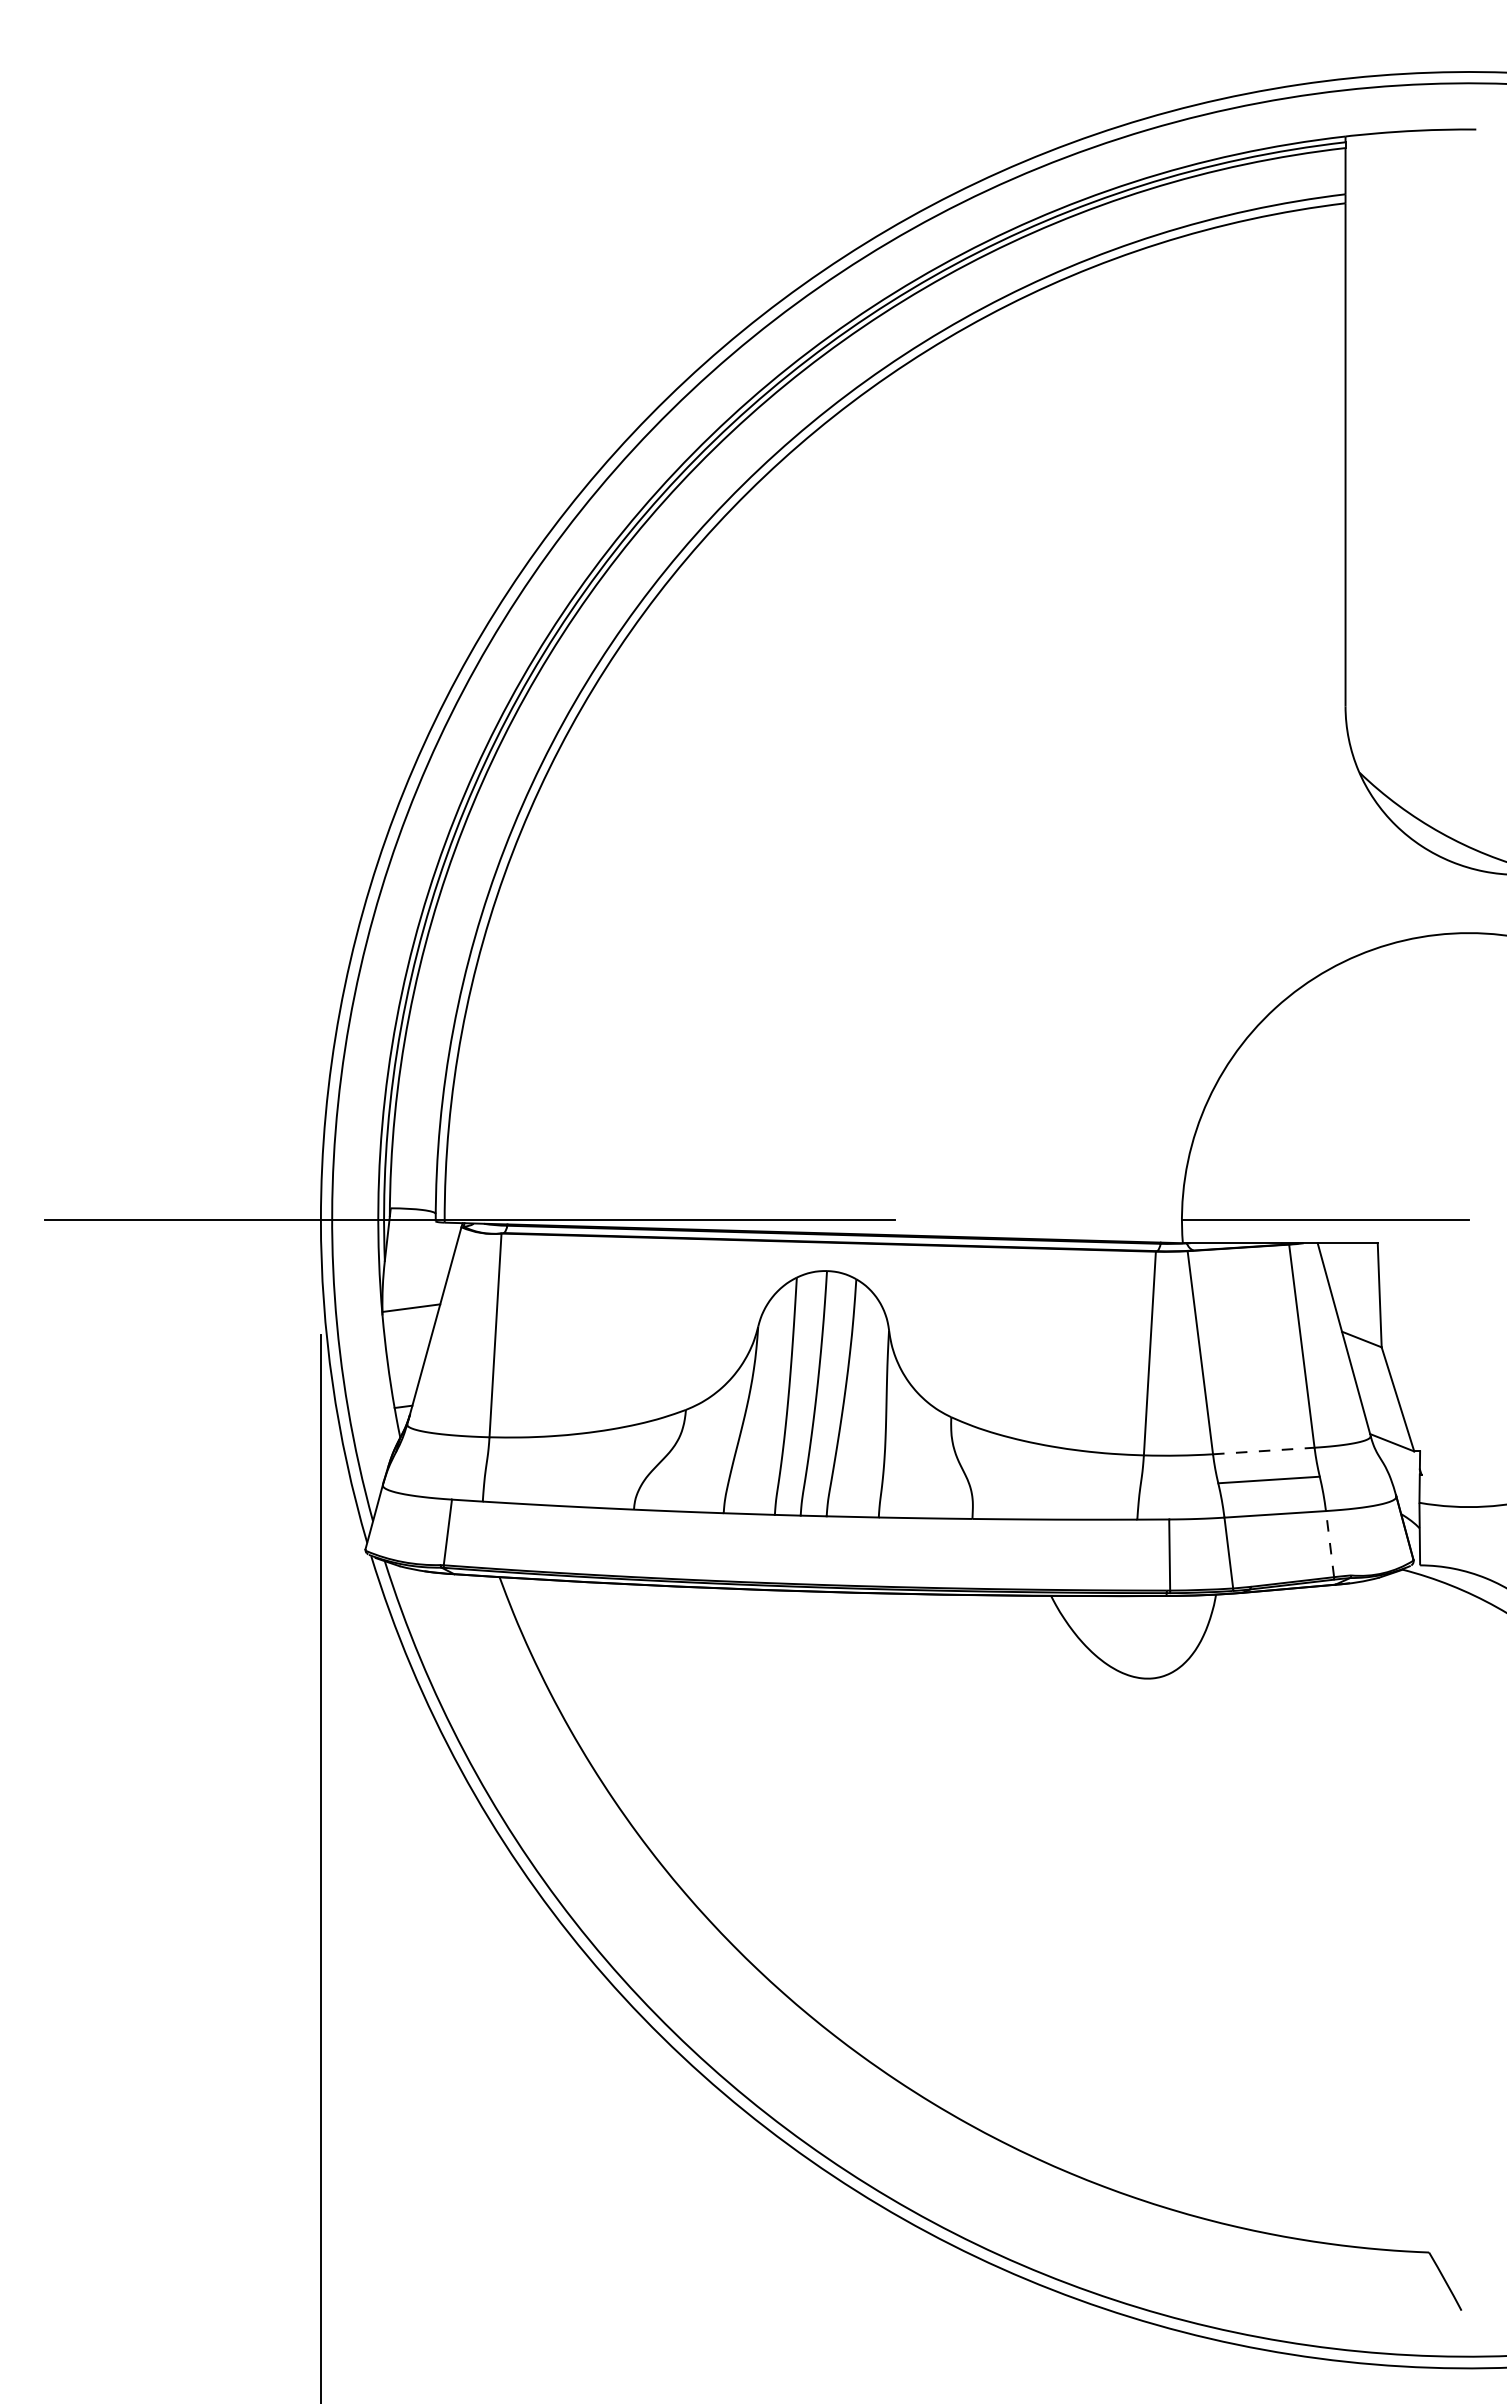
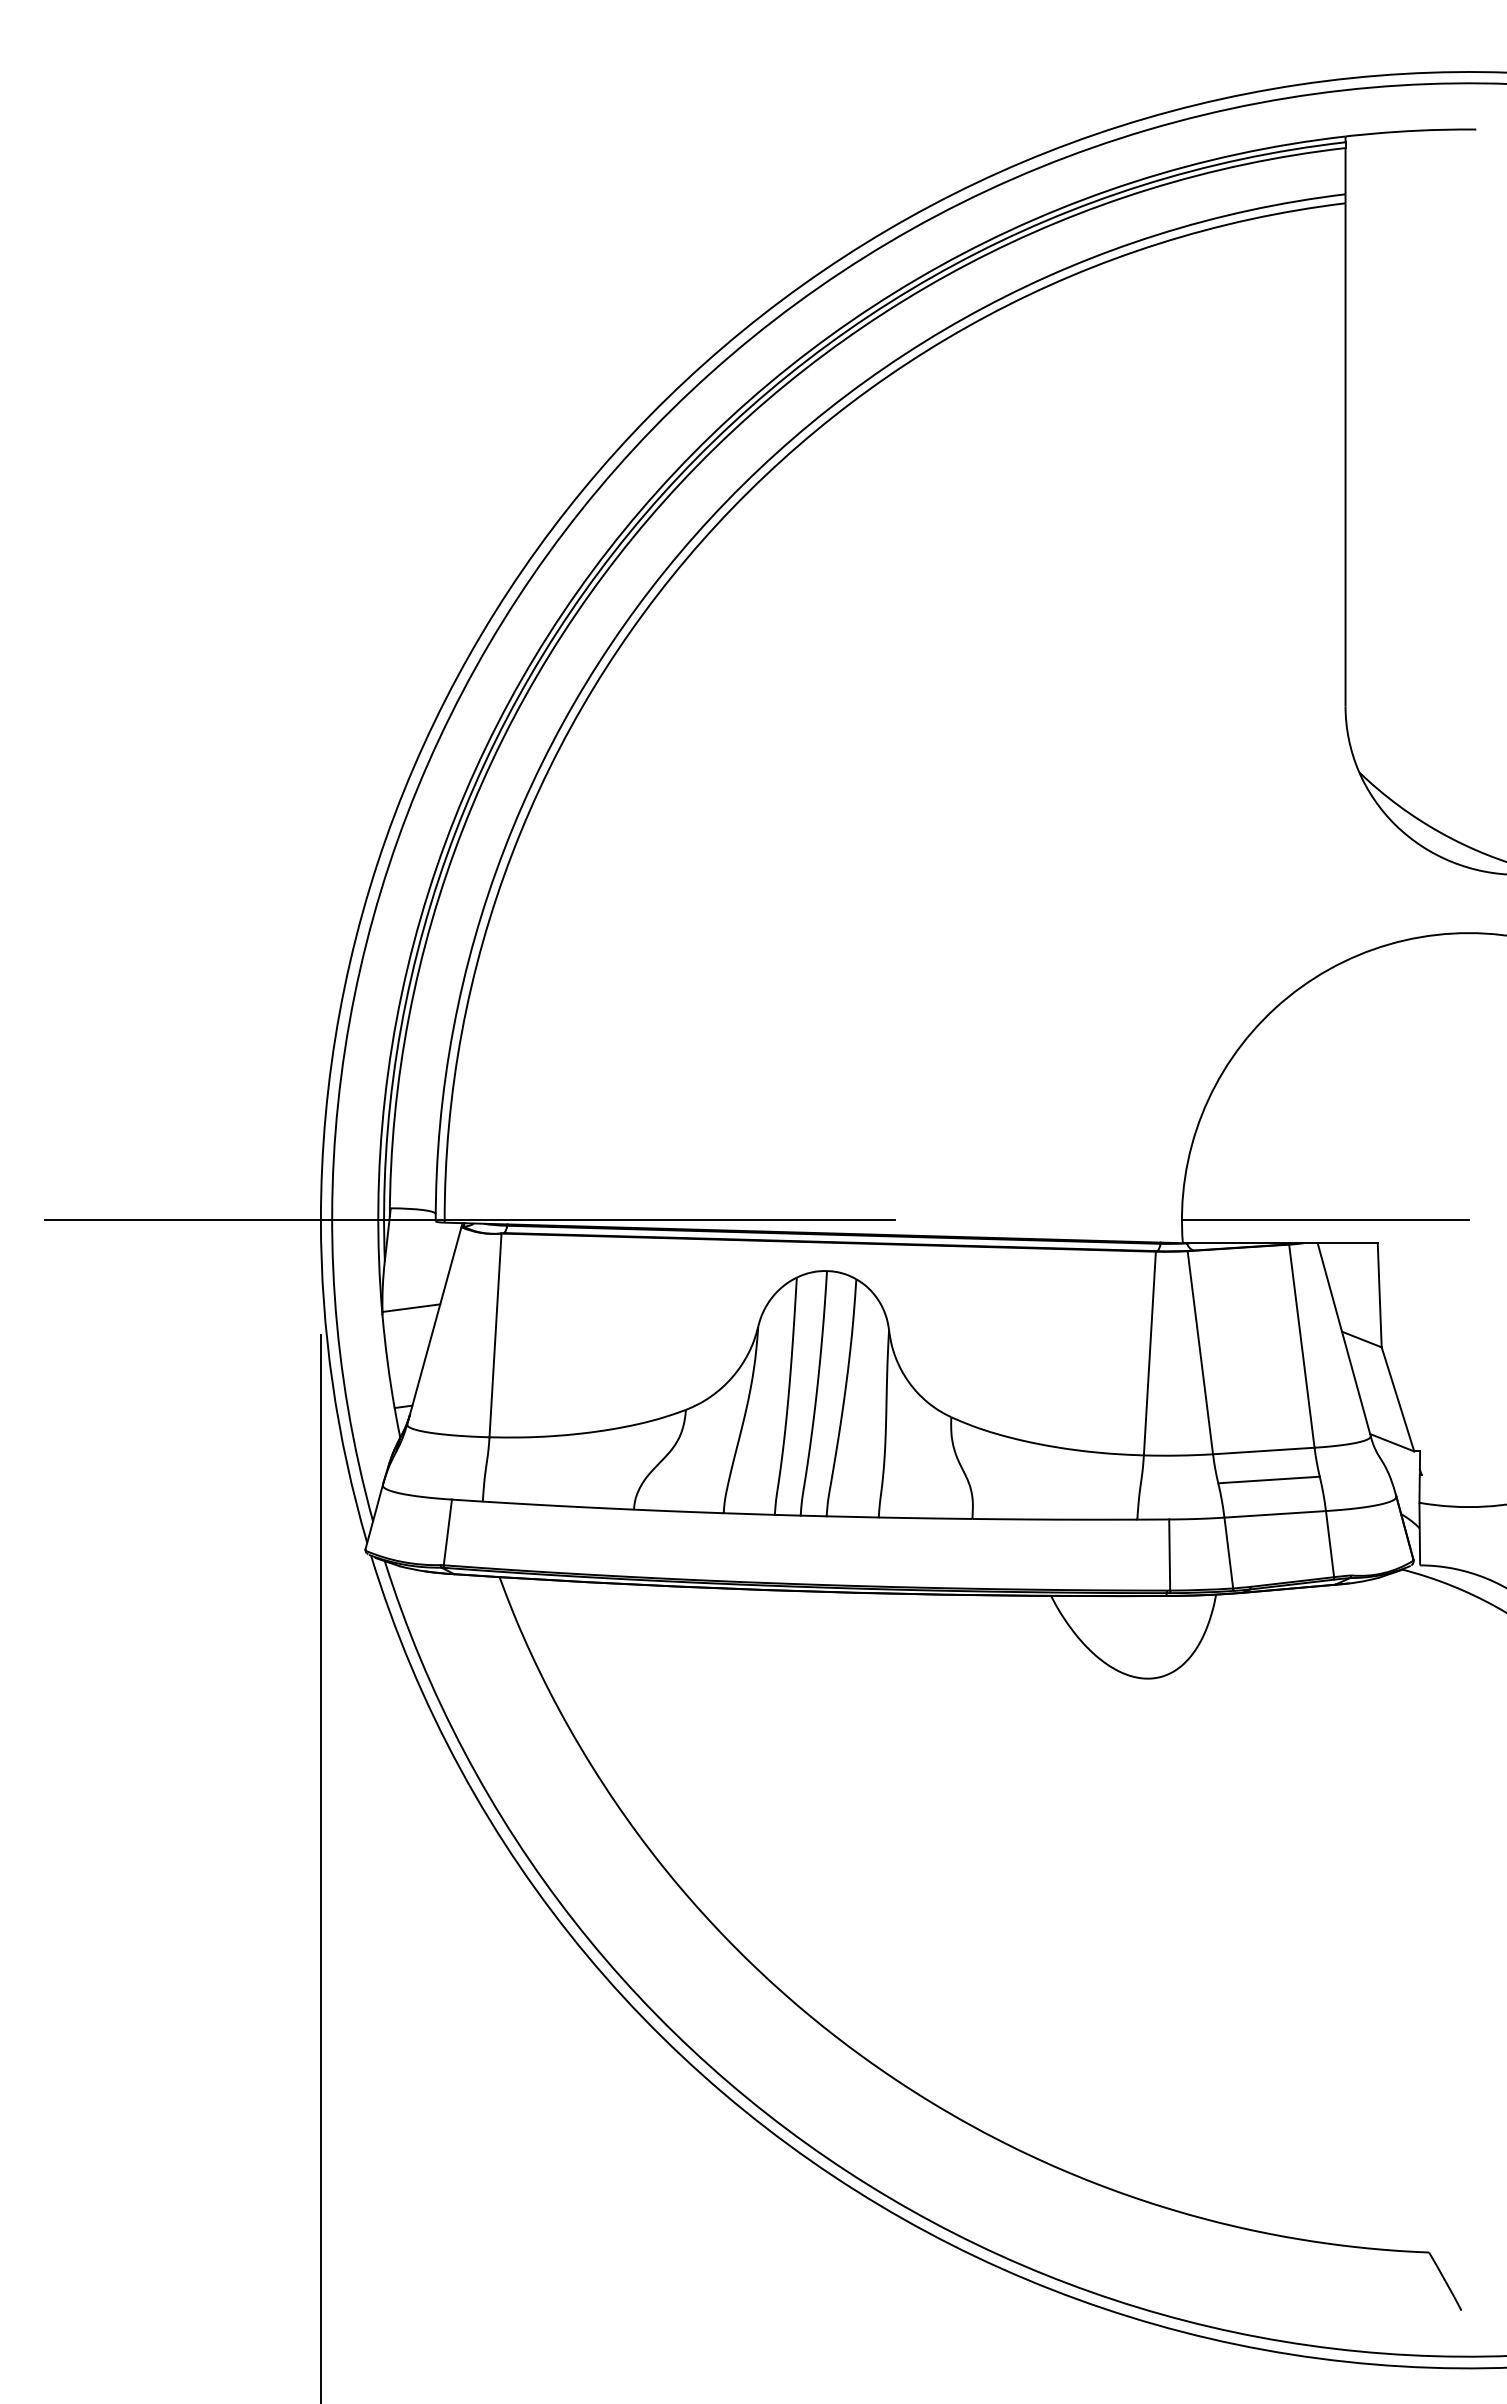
line: dashed -> solid (1263, 1451)
line: dashed -> solid (1329, 1543)
